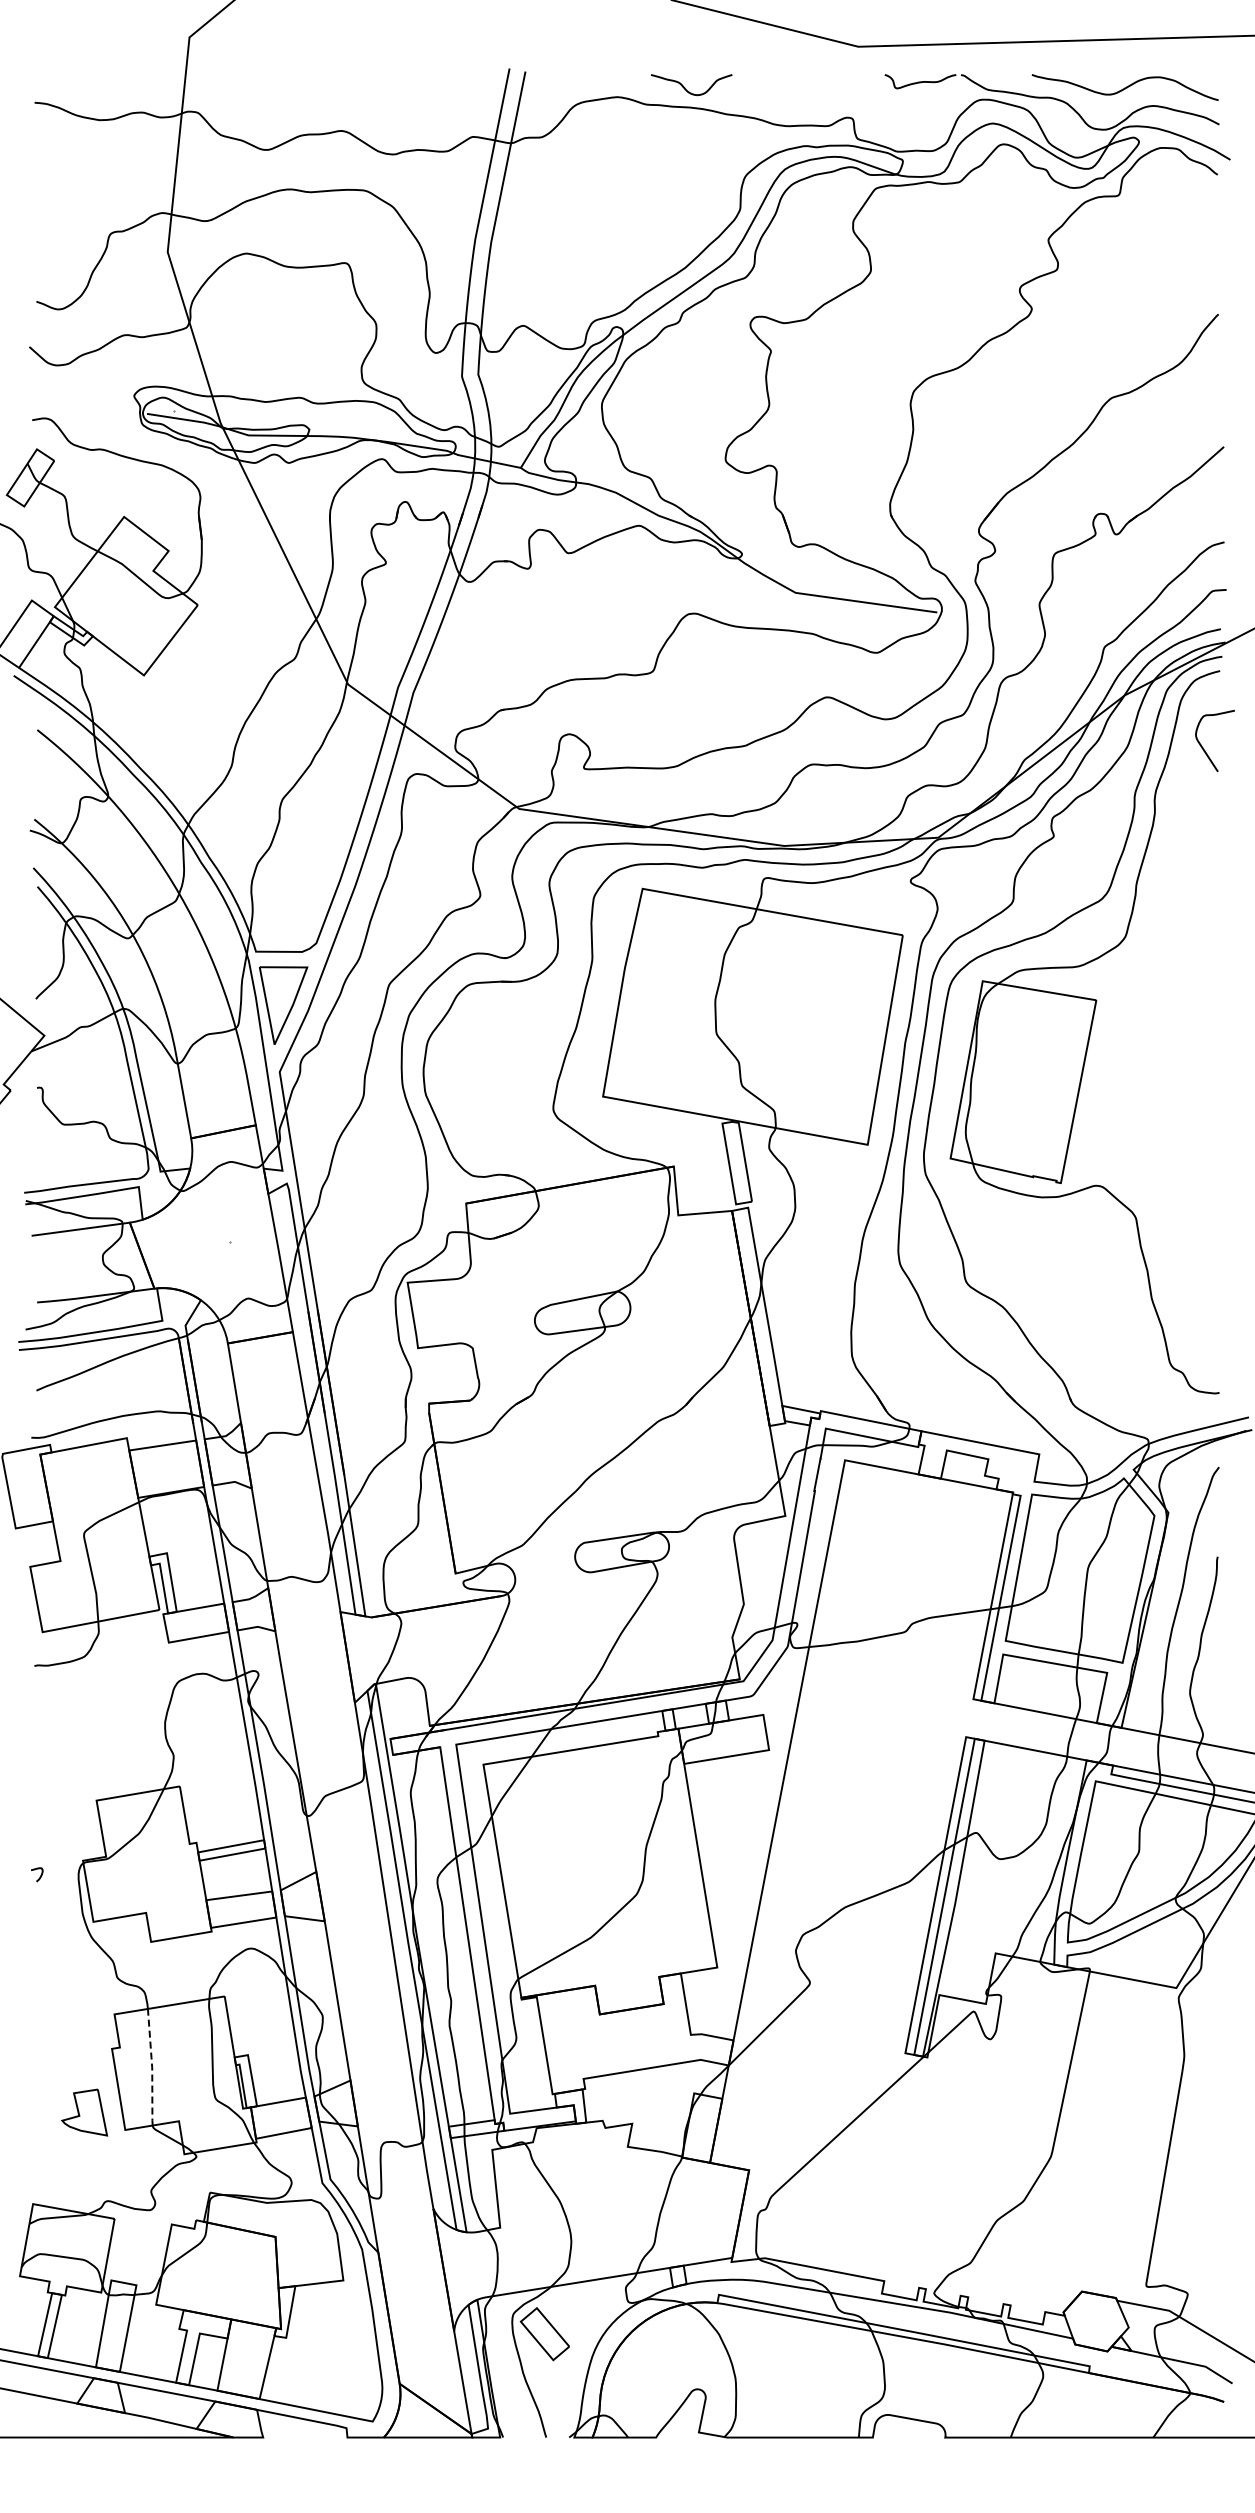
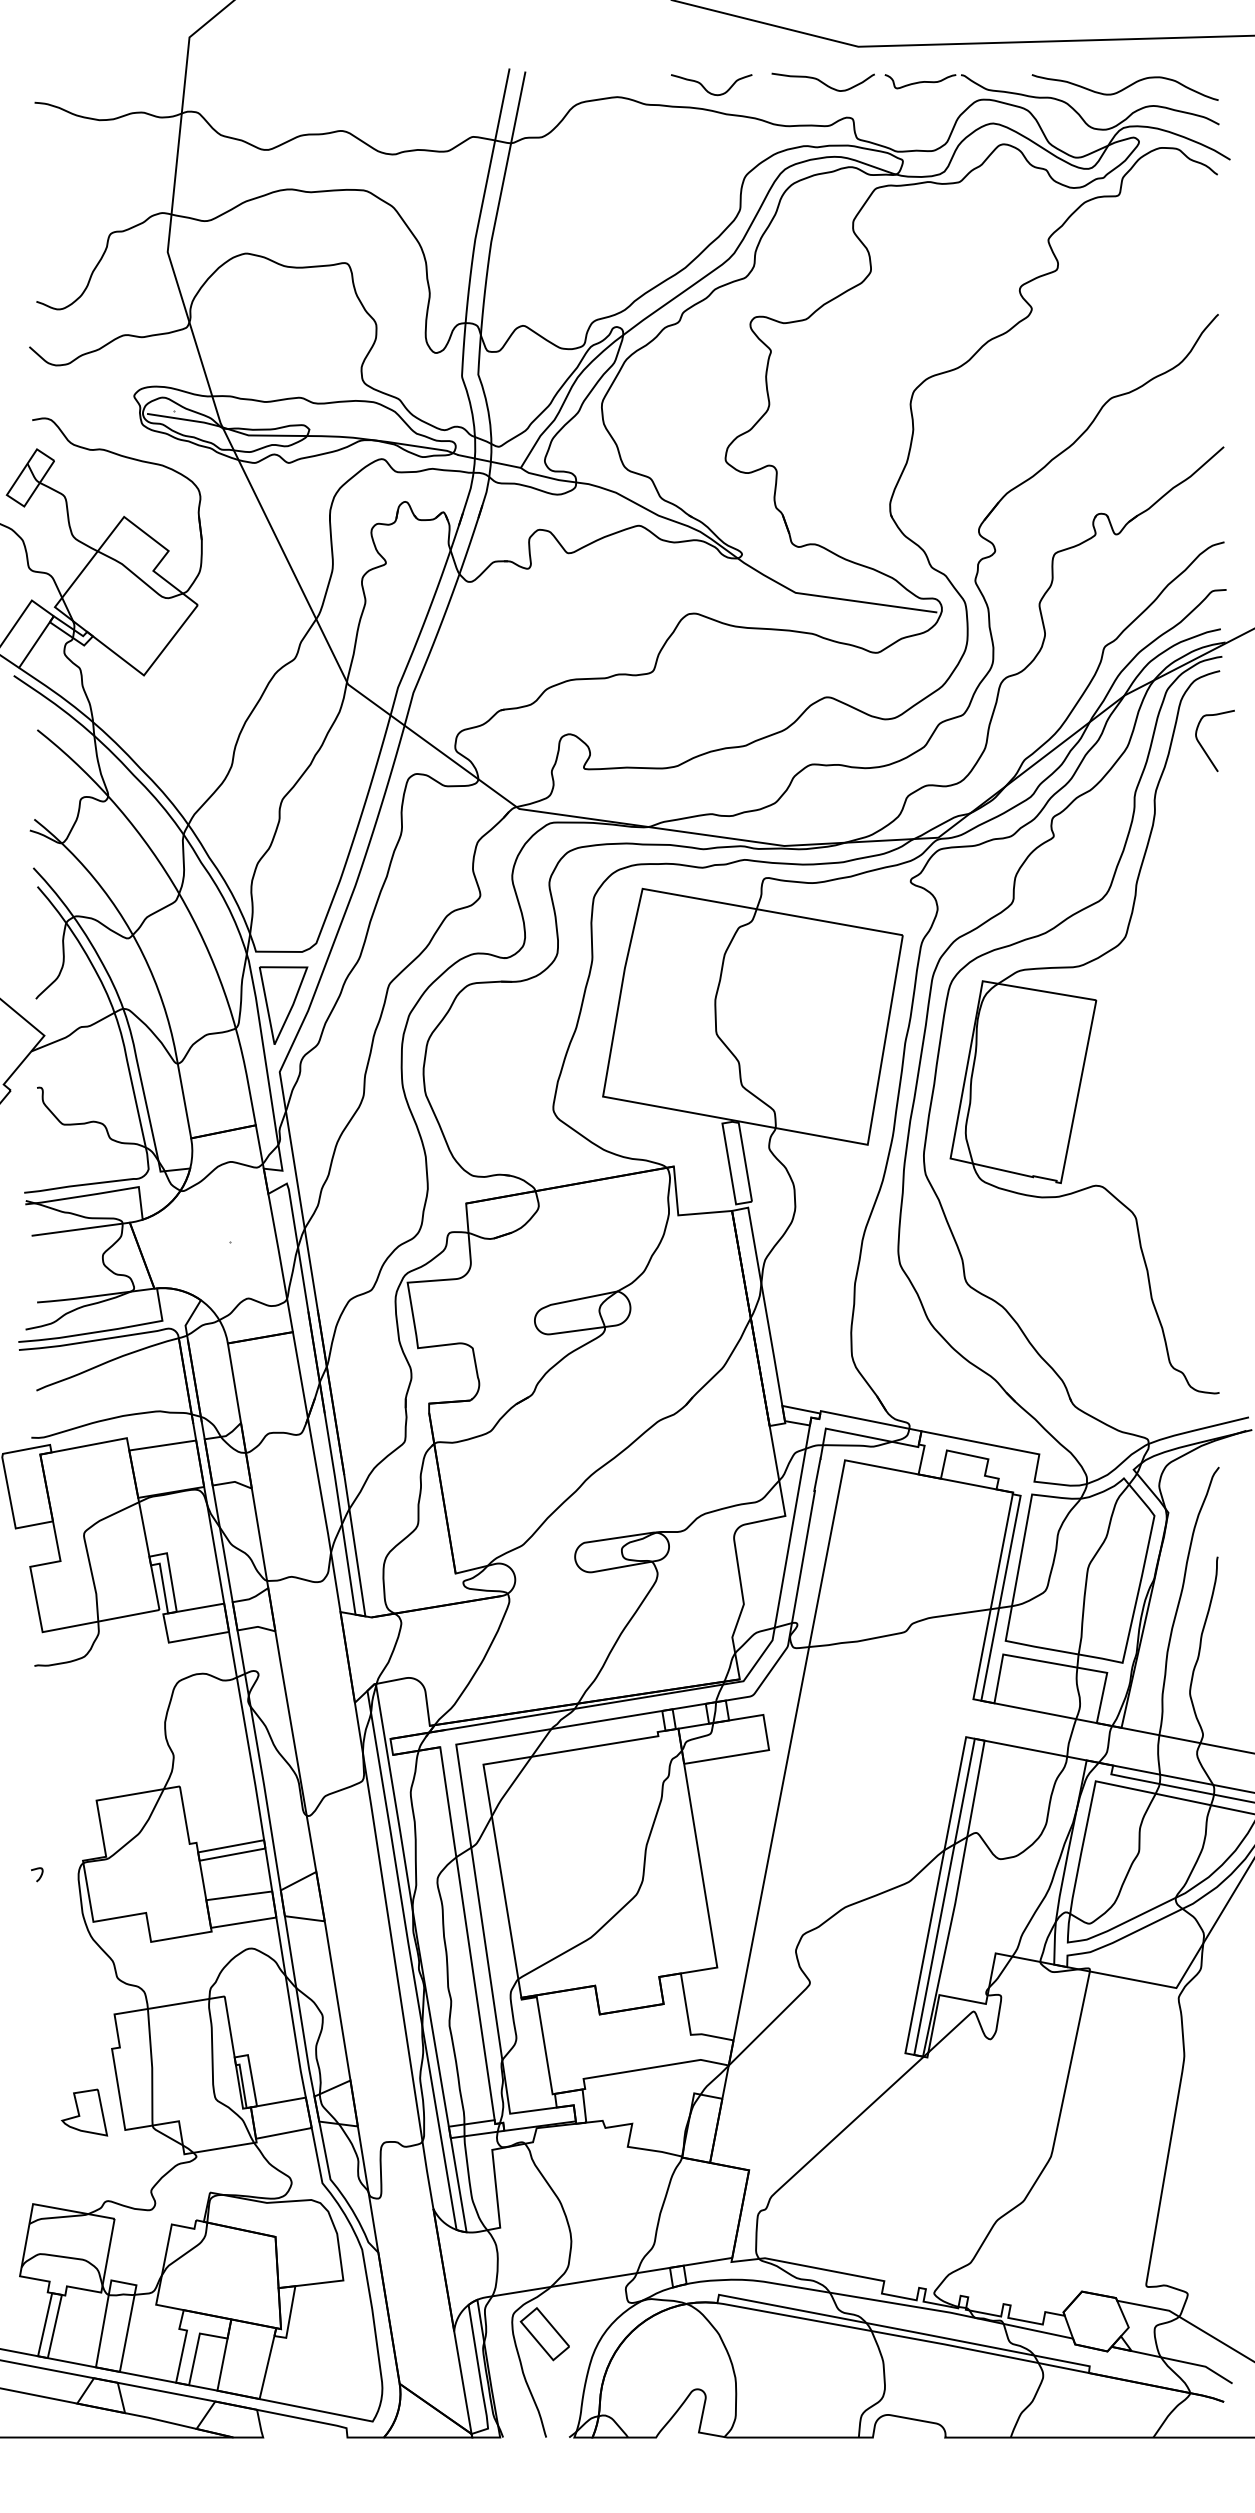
curve: none -> present (822, 81)
curve position: (685, 87) -> (705, 87) (705, 87)
line: dashed -> solid (152, 2067)
